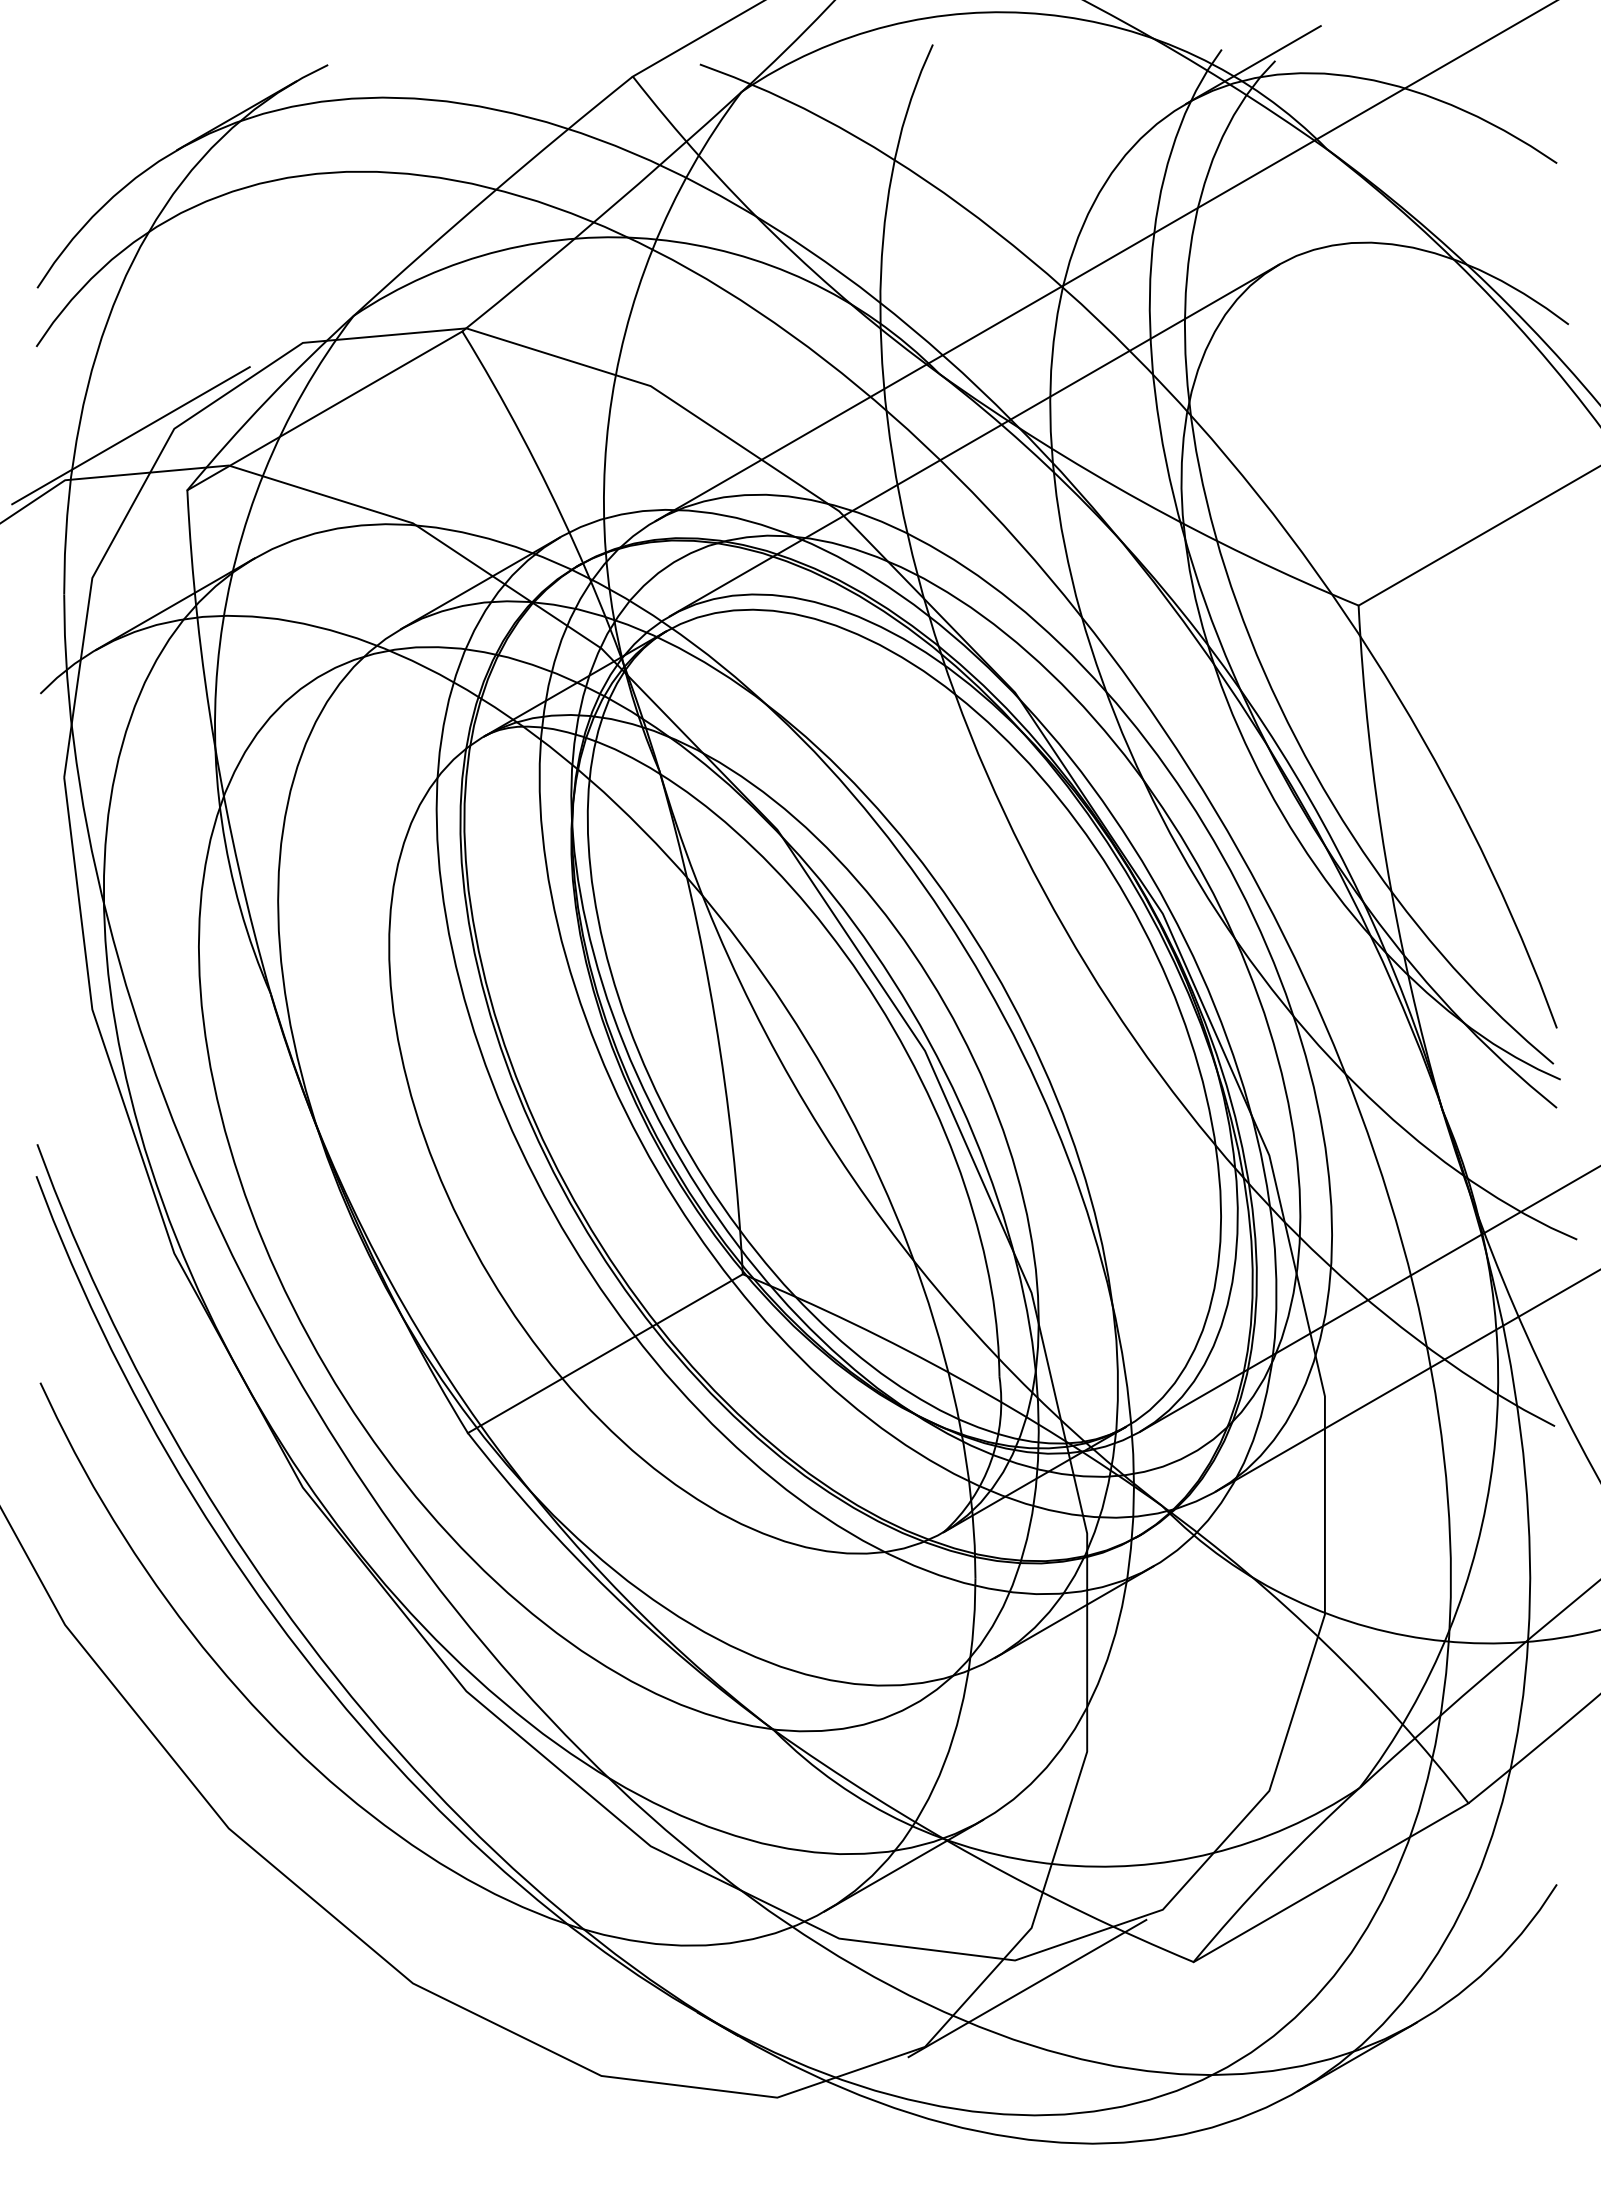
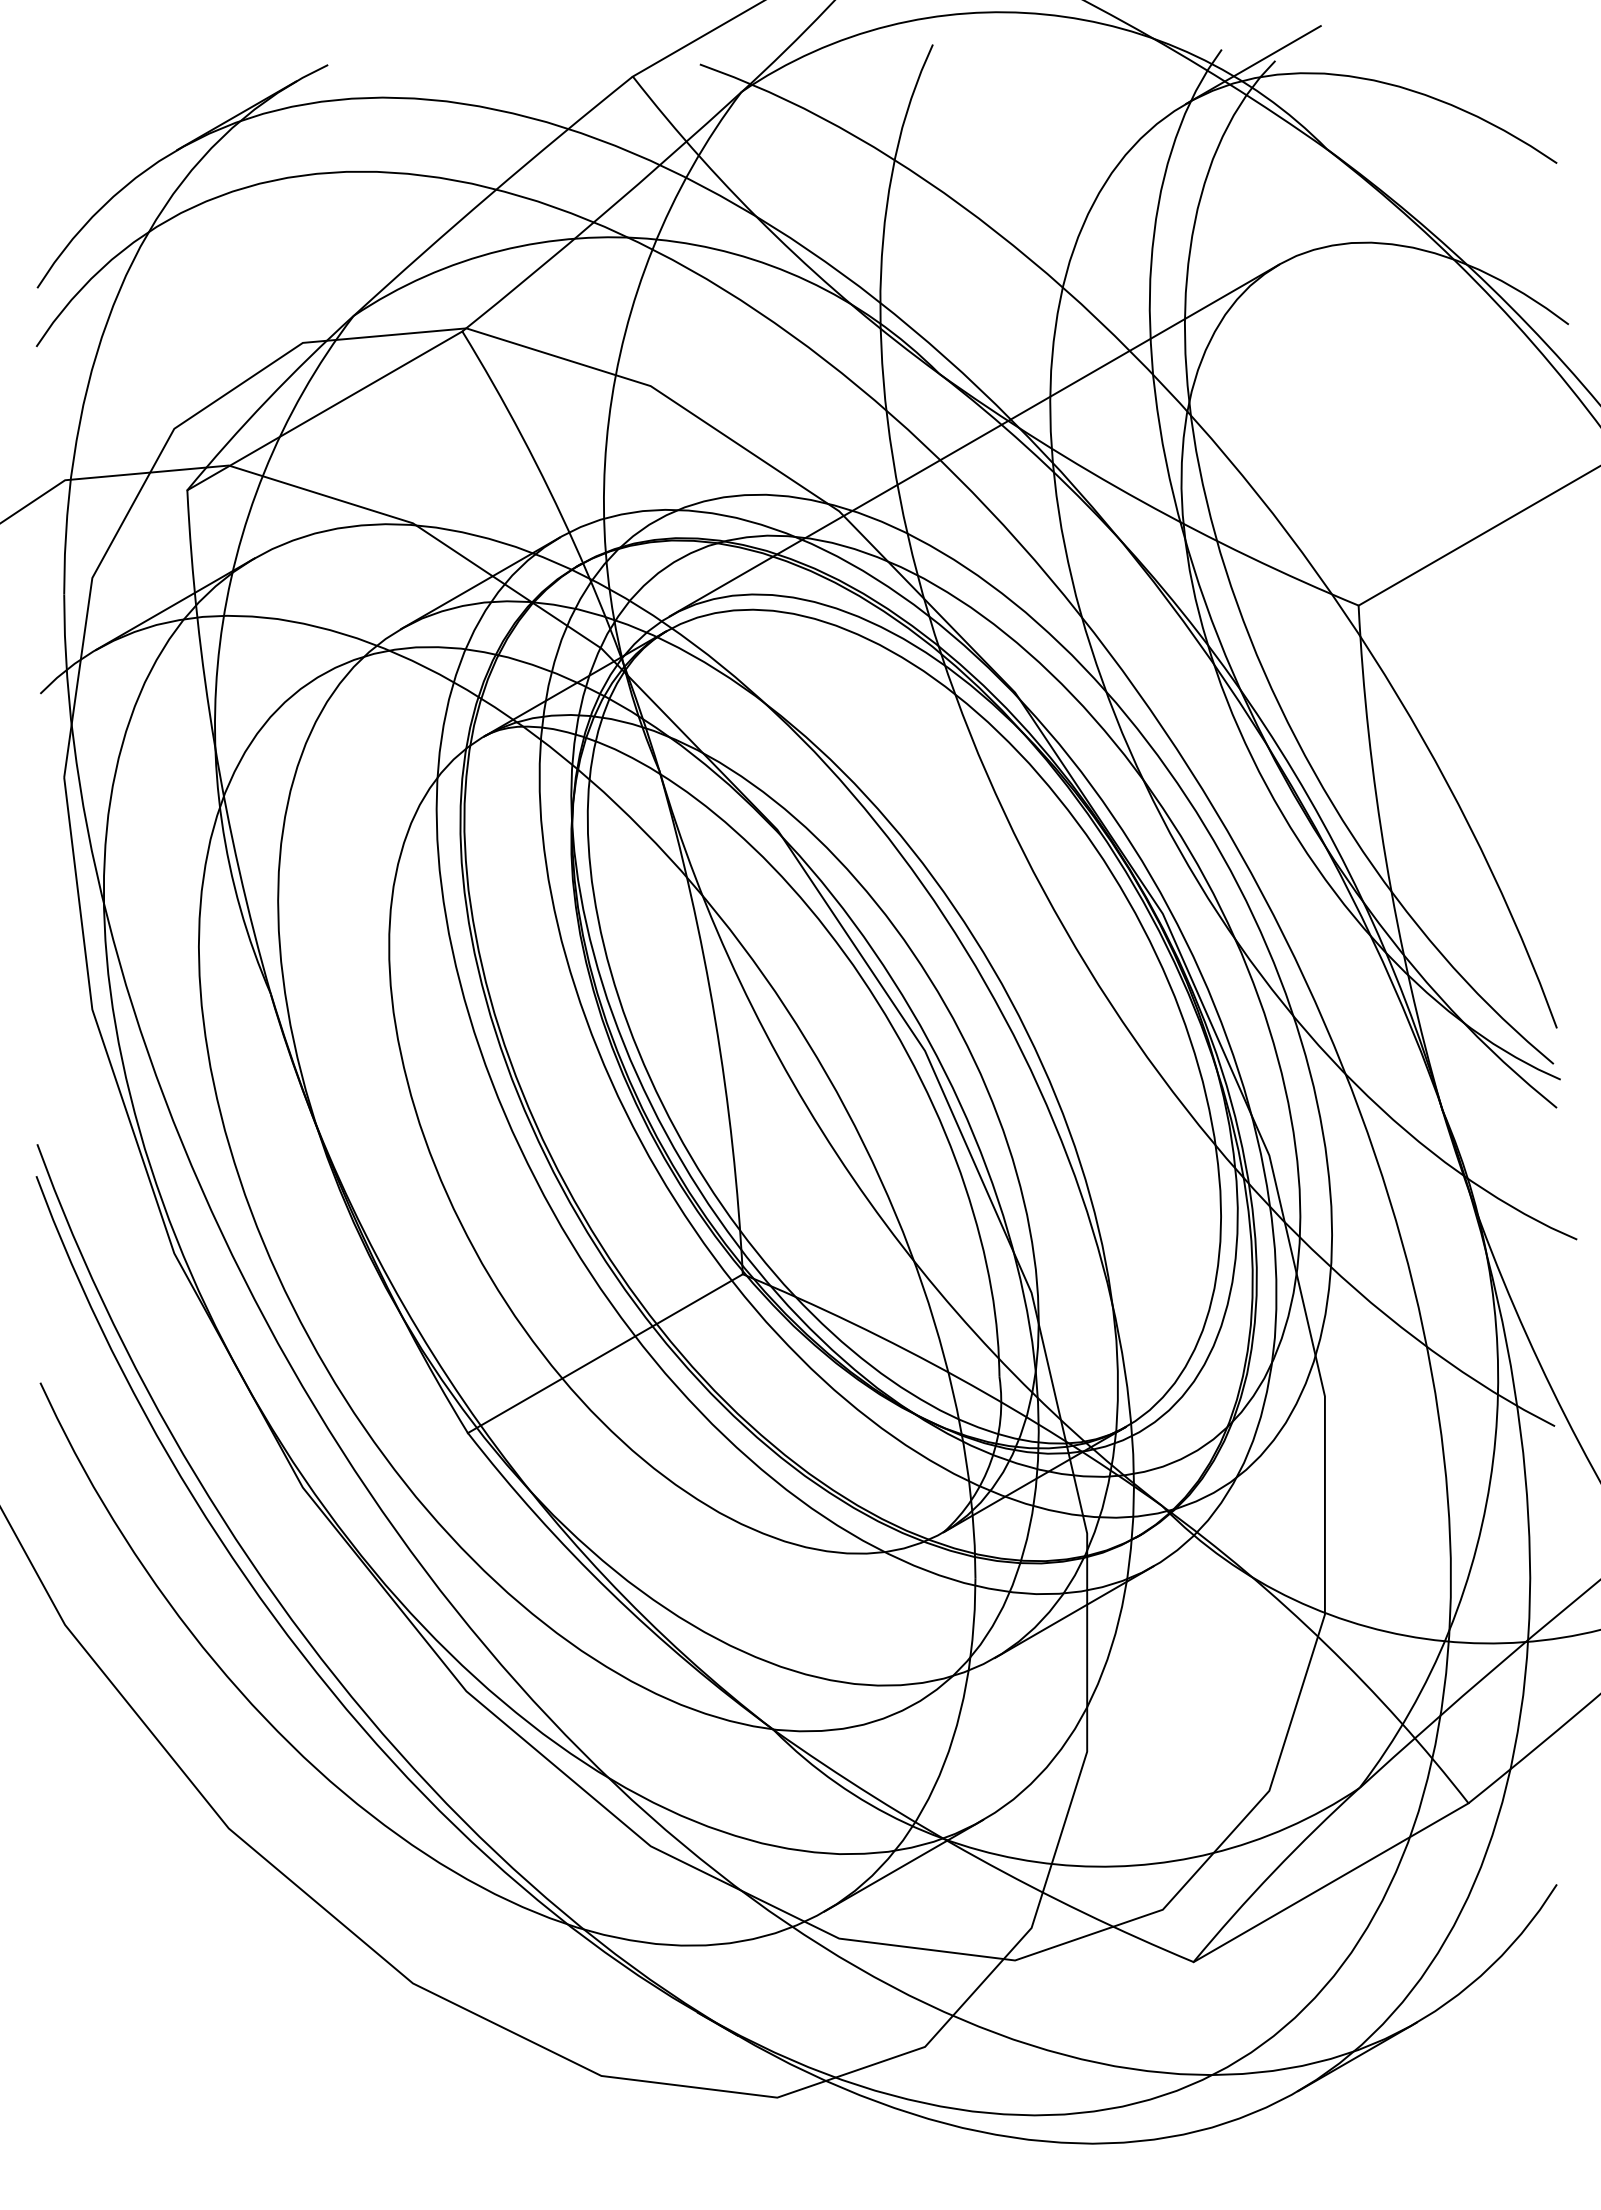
line: present -> none (1104, 261)
line: present -> none (130, 435)
line: present -> none (1368, 1299)
line: present -> none (1406, 1381)
line: present -> none (1027, 1988)
